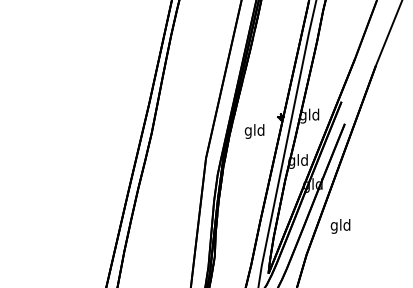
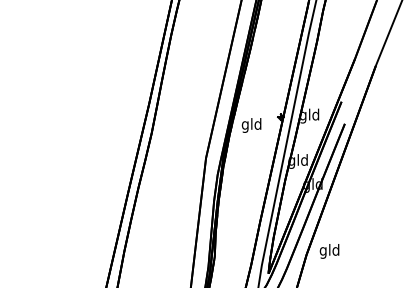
text position: (254, 131) -> (251, 125) (251, 125)
text position: (340, 226) -> (329, 251) (329, 251)
